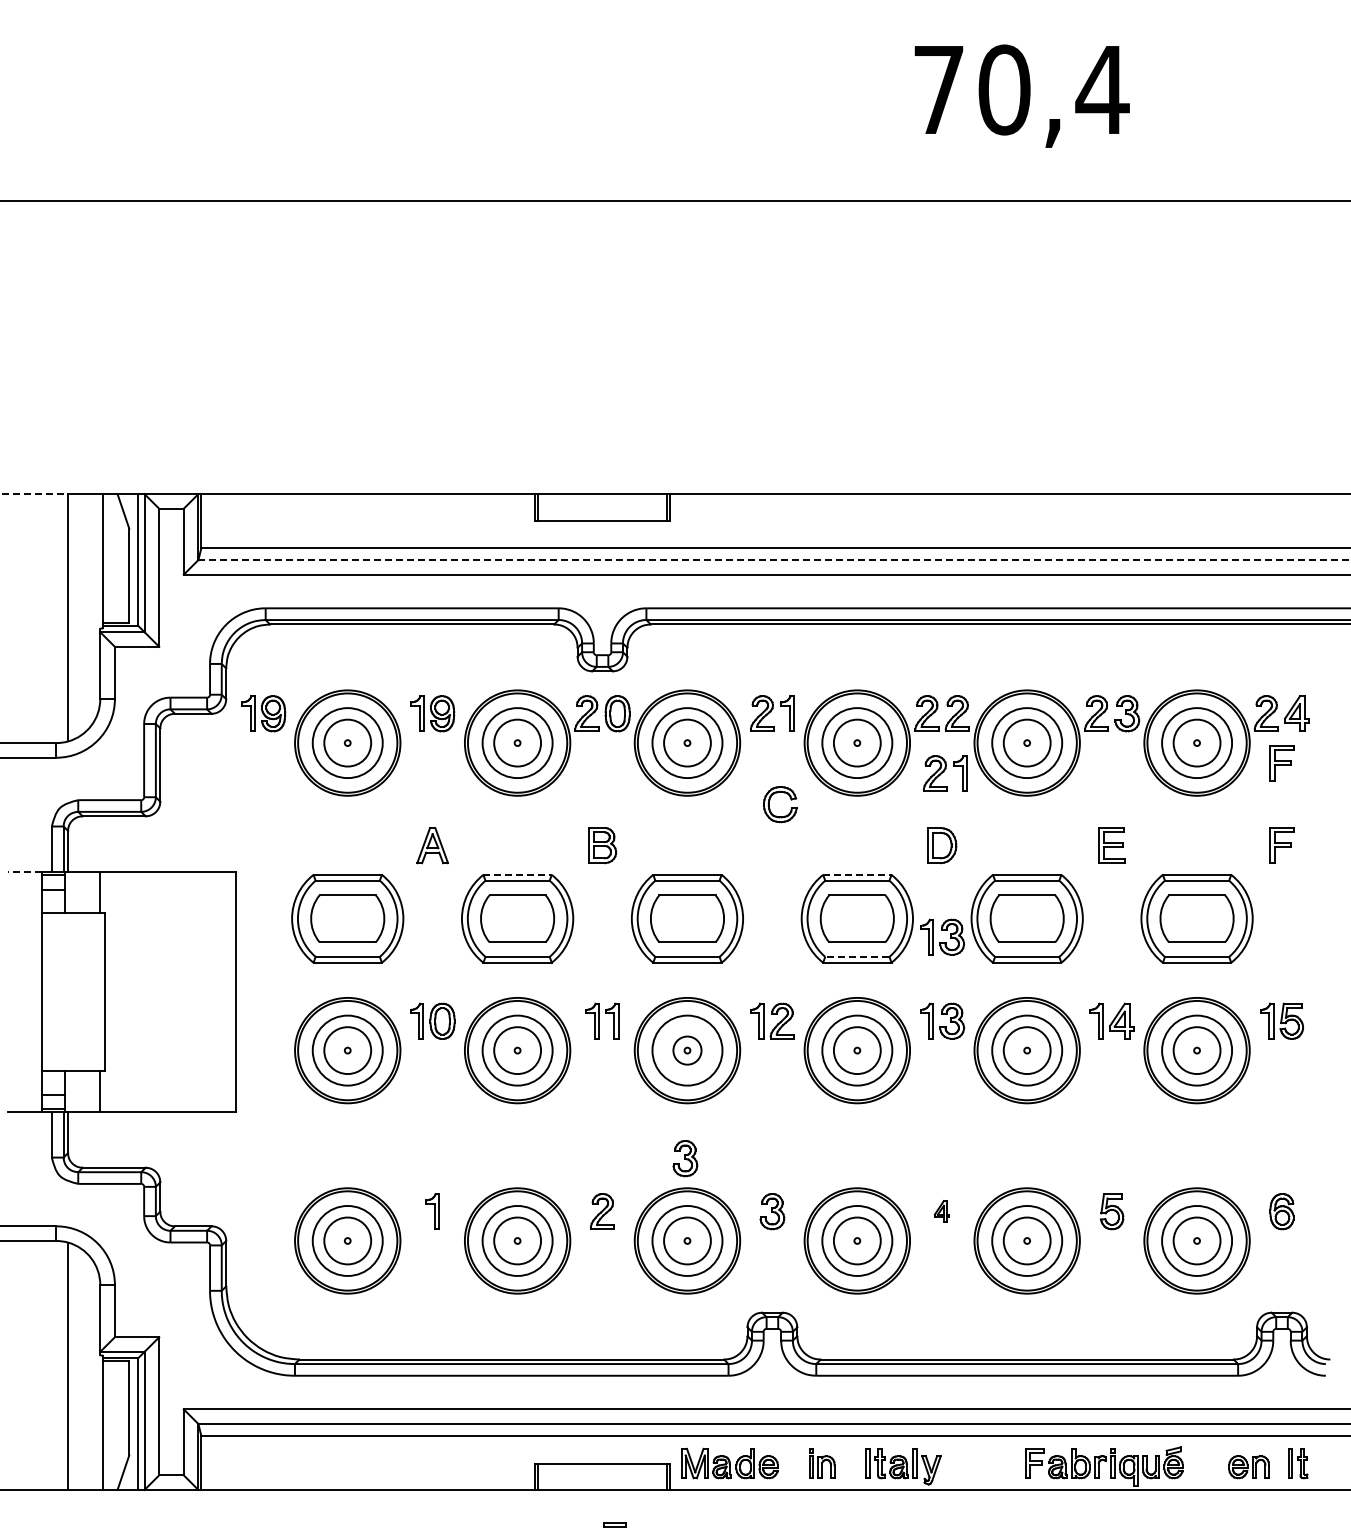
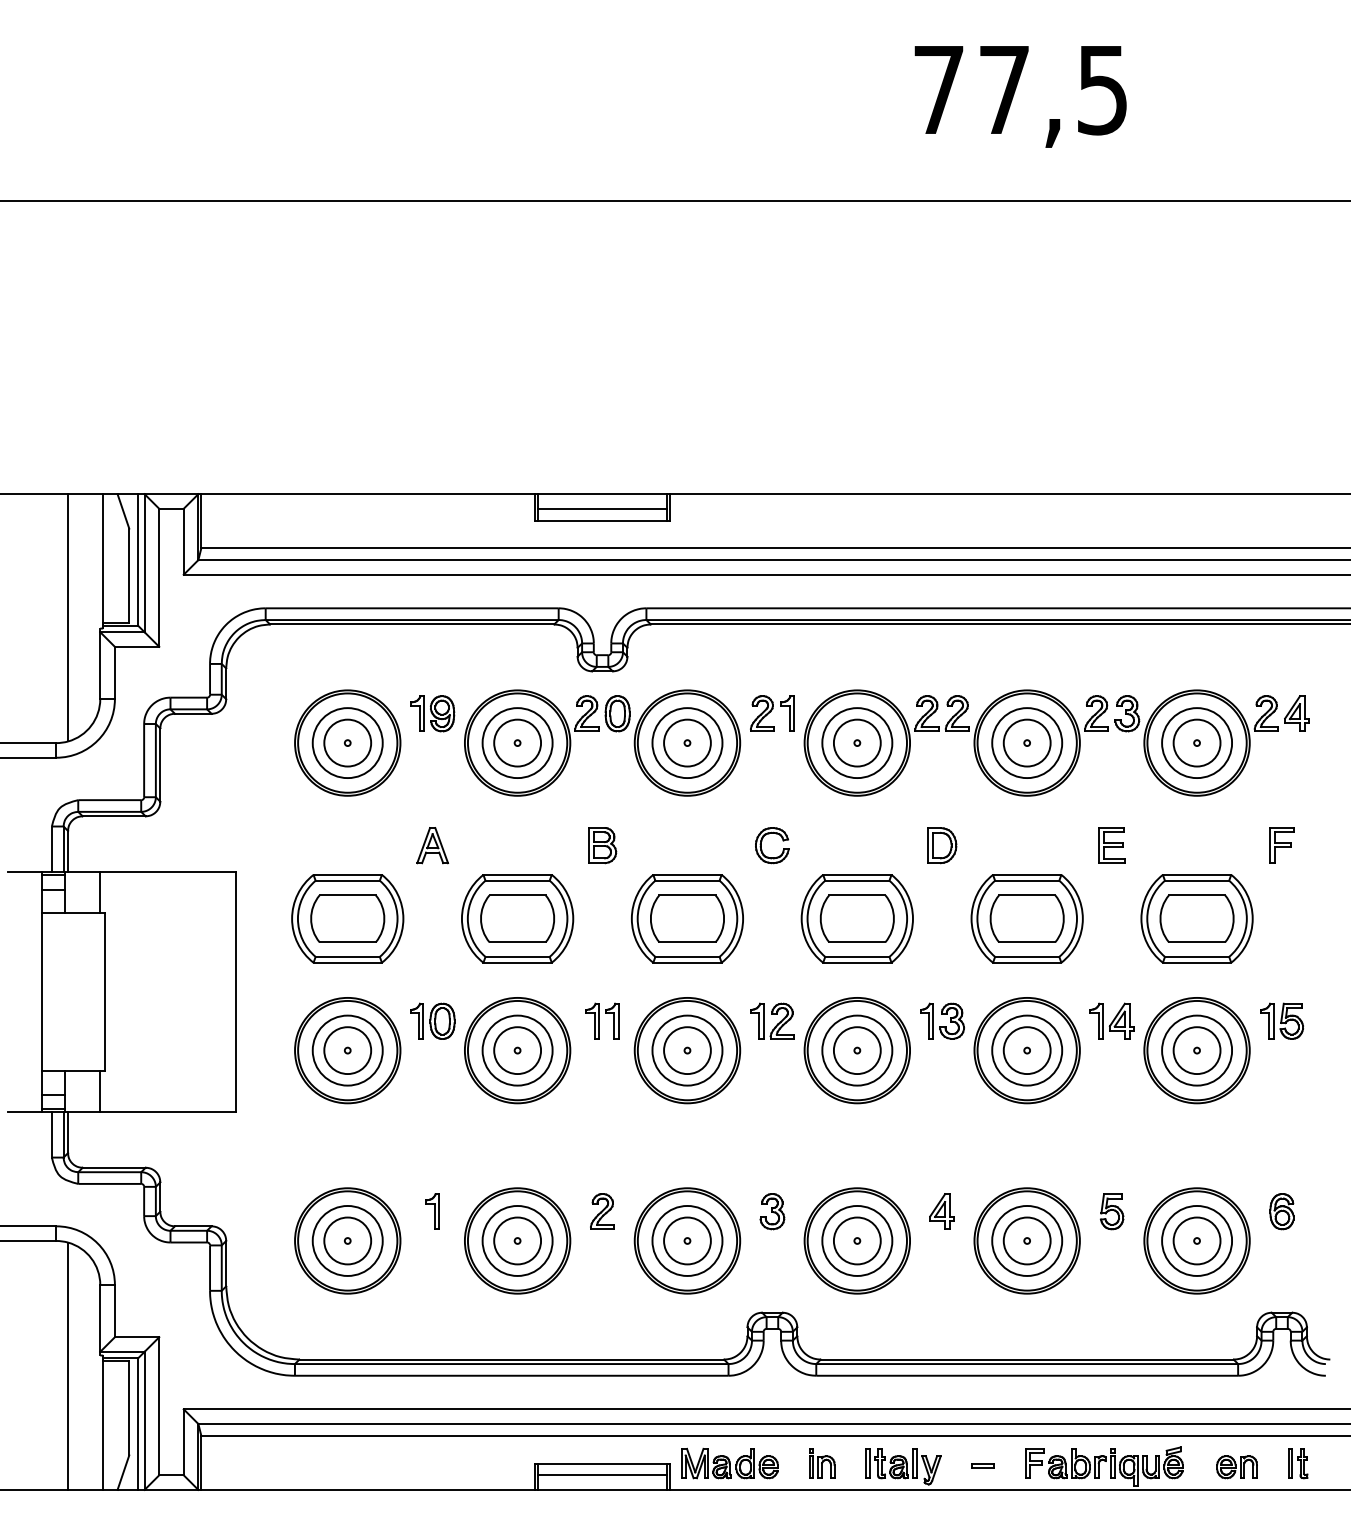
text: 70,4 -> 77,5 (1053, 89)
line: dashed -> solid (34, 494)
line: none -> present (602, 508)
line: dashed -> solid (774, 560)
part: present -> none (263, 713)
part: present -> none (1281, 763)
part: present -> none (945, 773)
part position: (770, 800) -> (762, 841) (762, 841)
line: dashed -> solid (24, 871)
line: dashed -> solid (518, 874)
line: dashed -> solid (857, 874)
part: present -> none (942, 936)
line: dashed -> solid (856, 956)
circle diameter: 28 px -> 47 px (687, 1050)
part: present -> none (685, 1158)
part size: 17x23 px -> 26x37 px (941, 1211)
part position: (1248, 1467) -> (1236, 1467) (1236, 1467)
line: none -> present (602, 1475)
part position: (614, 1524) -> (982, 1465) (982, 1465)
